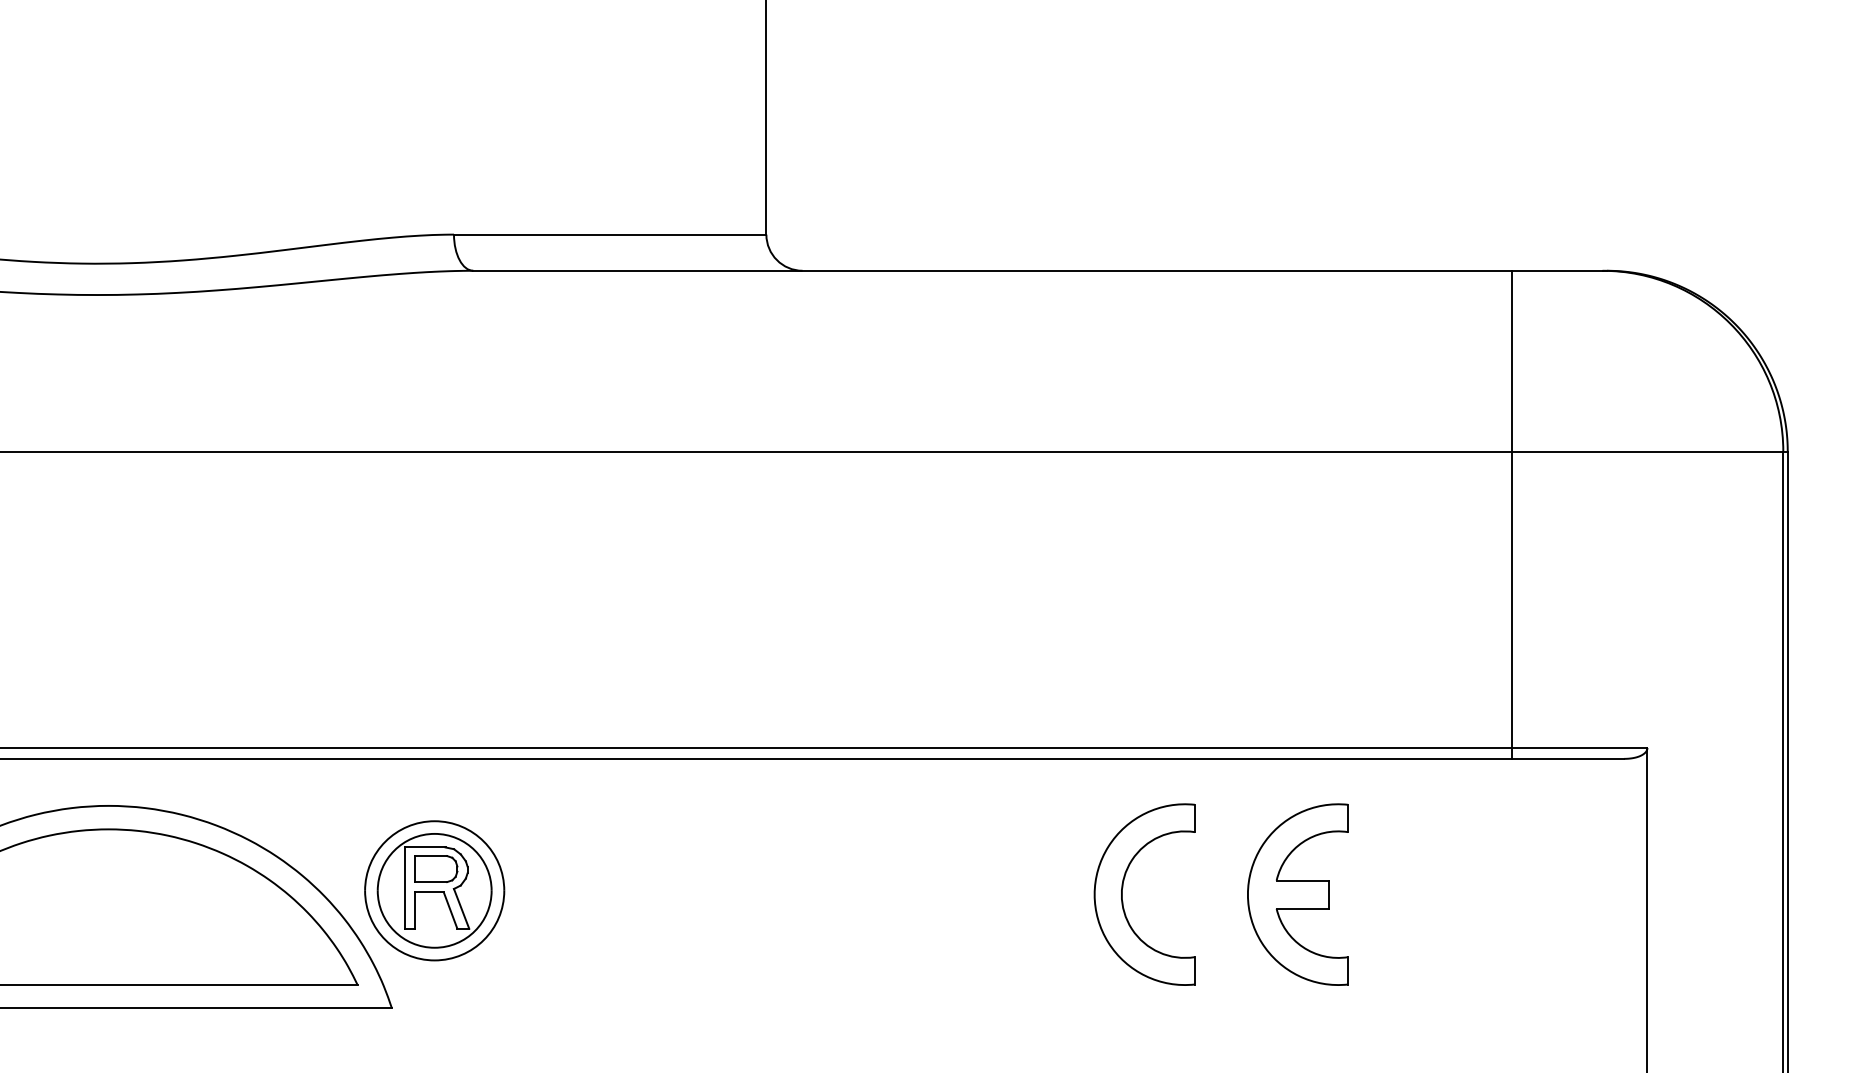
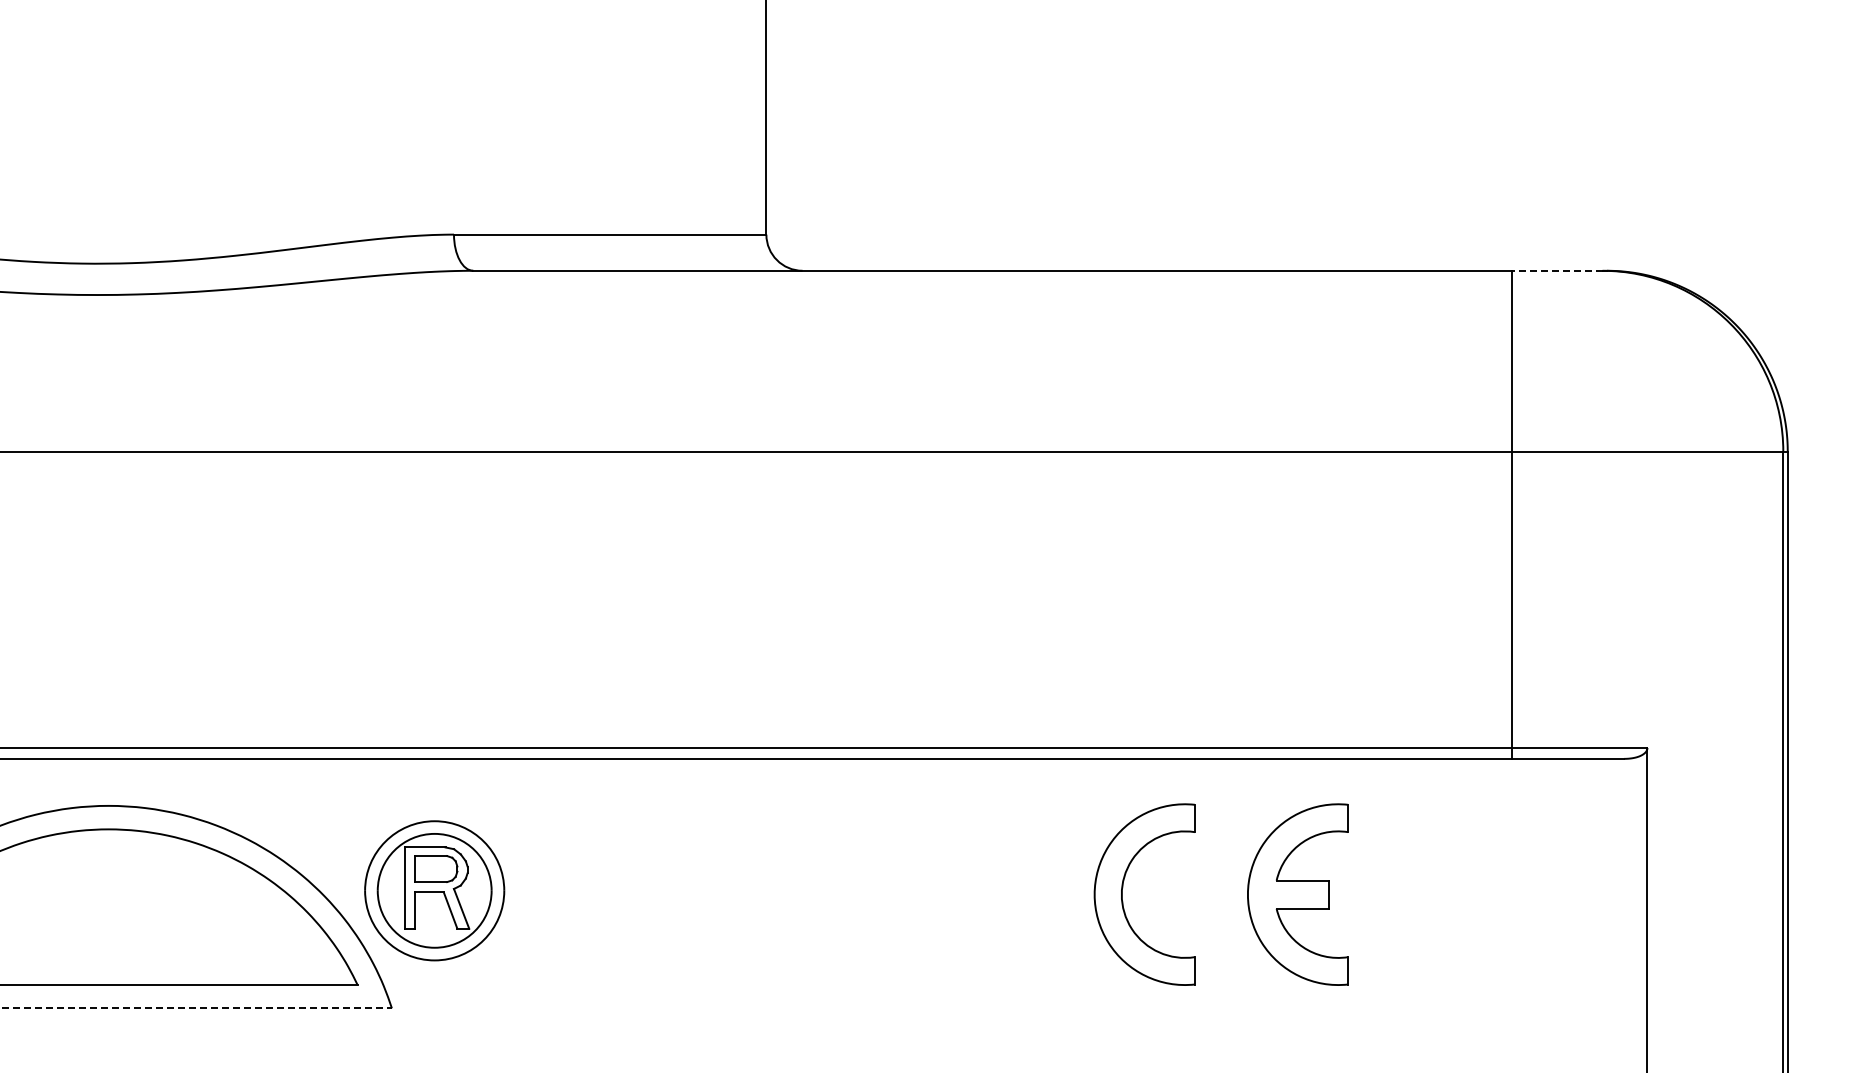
line: solid -> dashed (1556, 270)
line: solid -> dashed (196, 1008)
